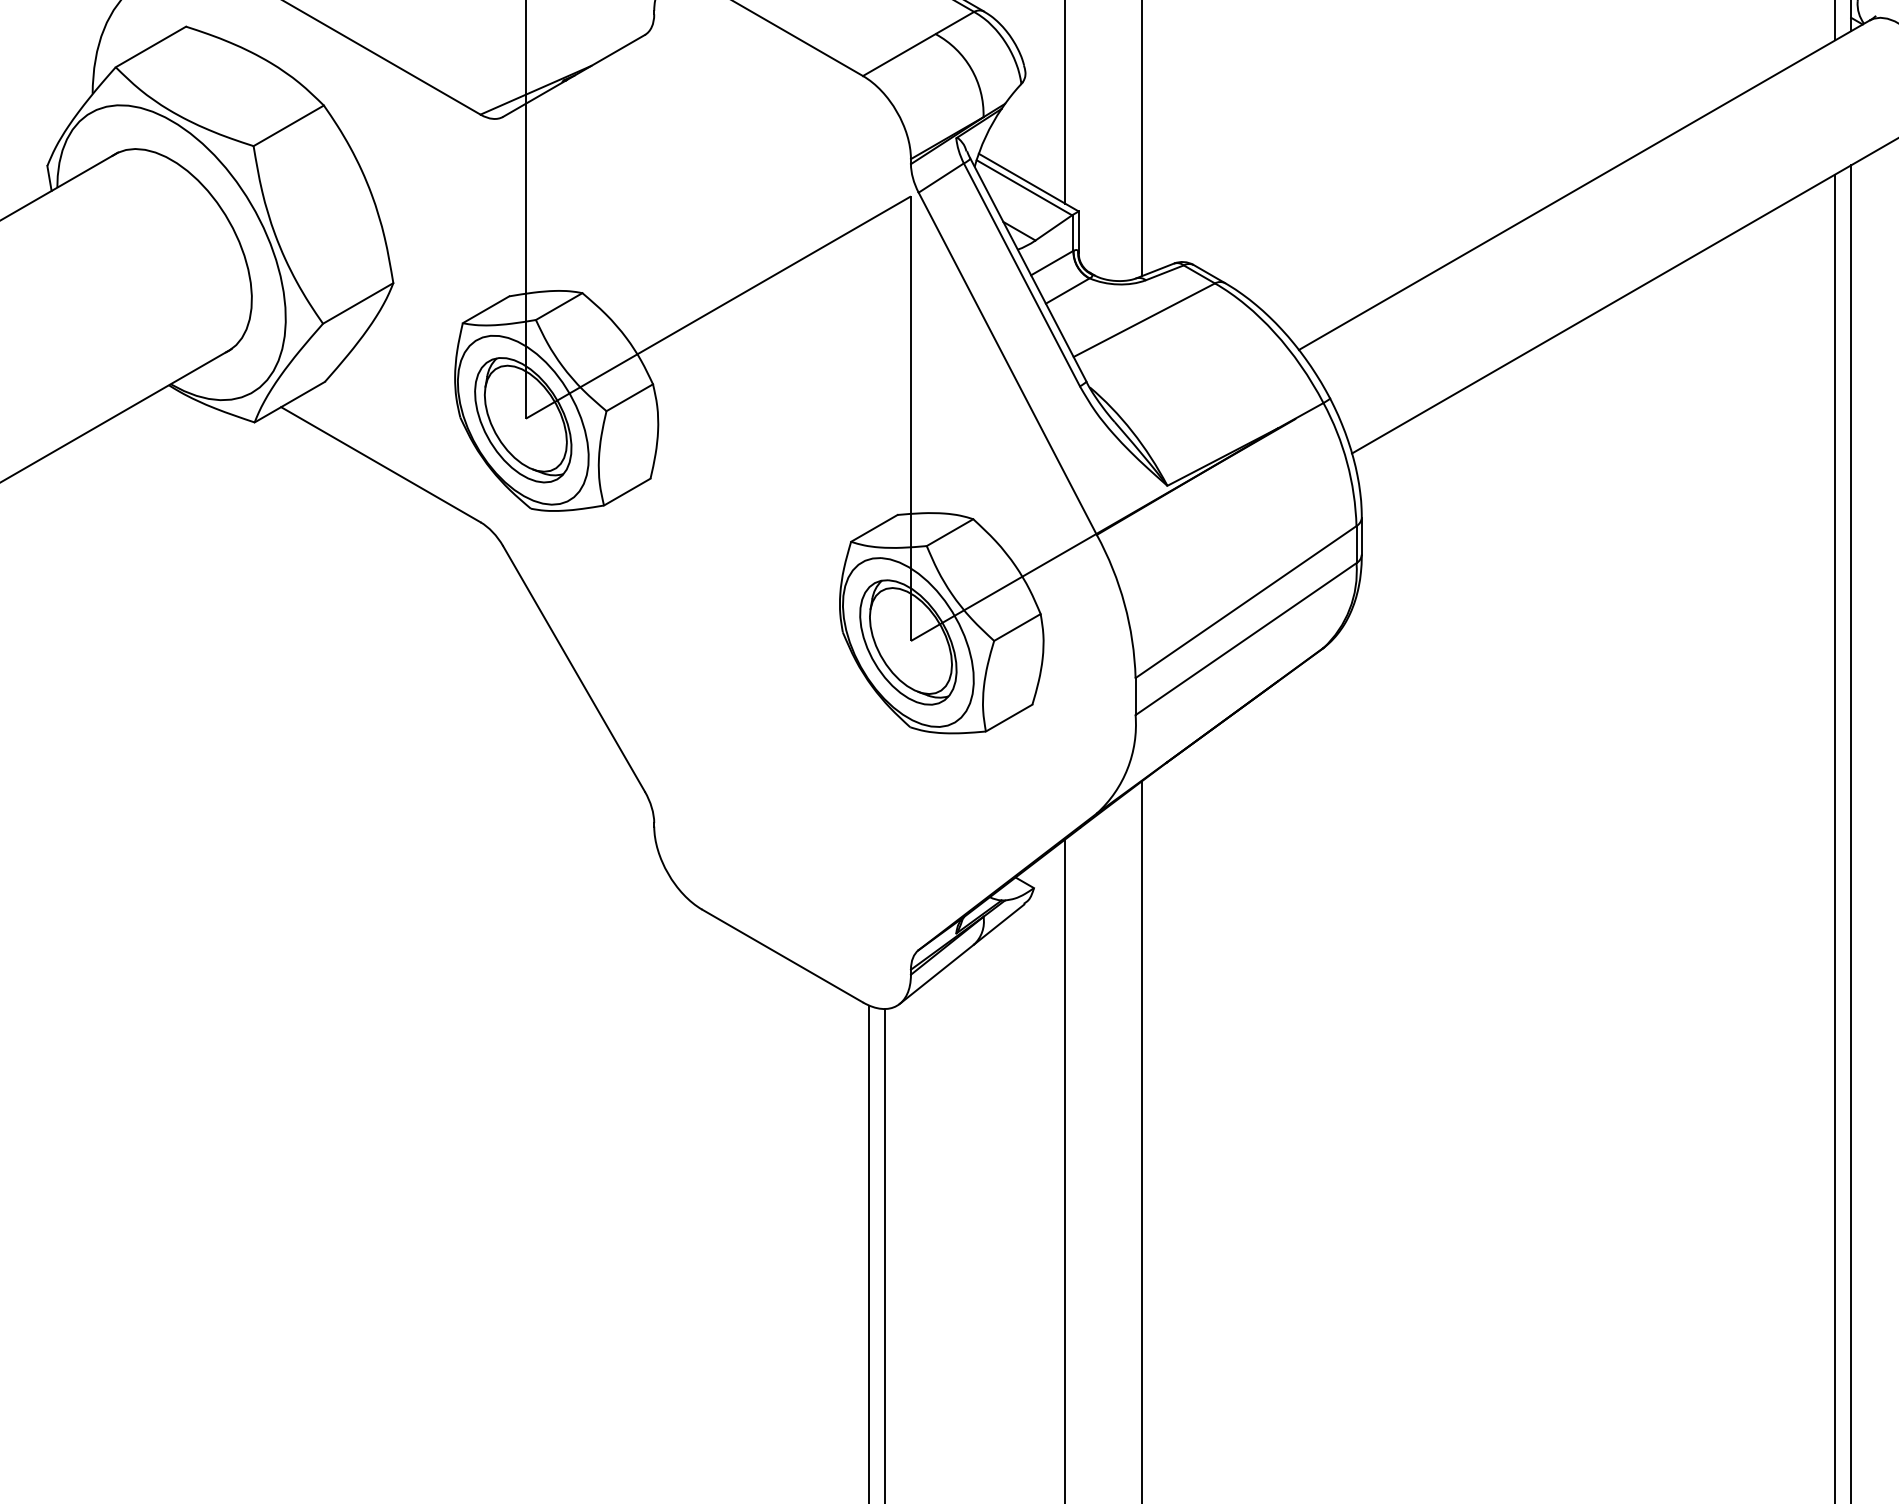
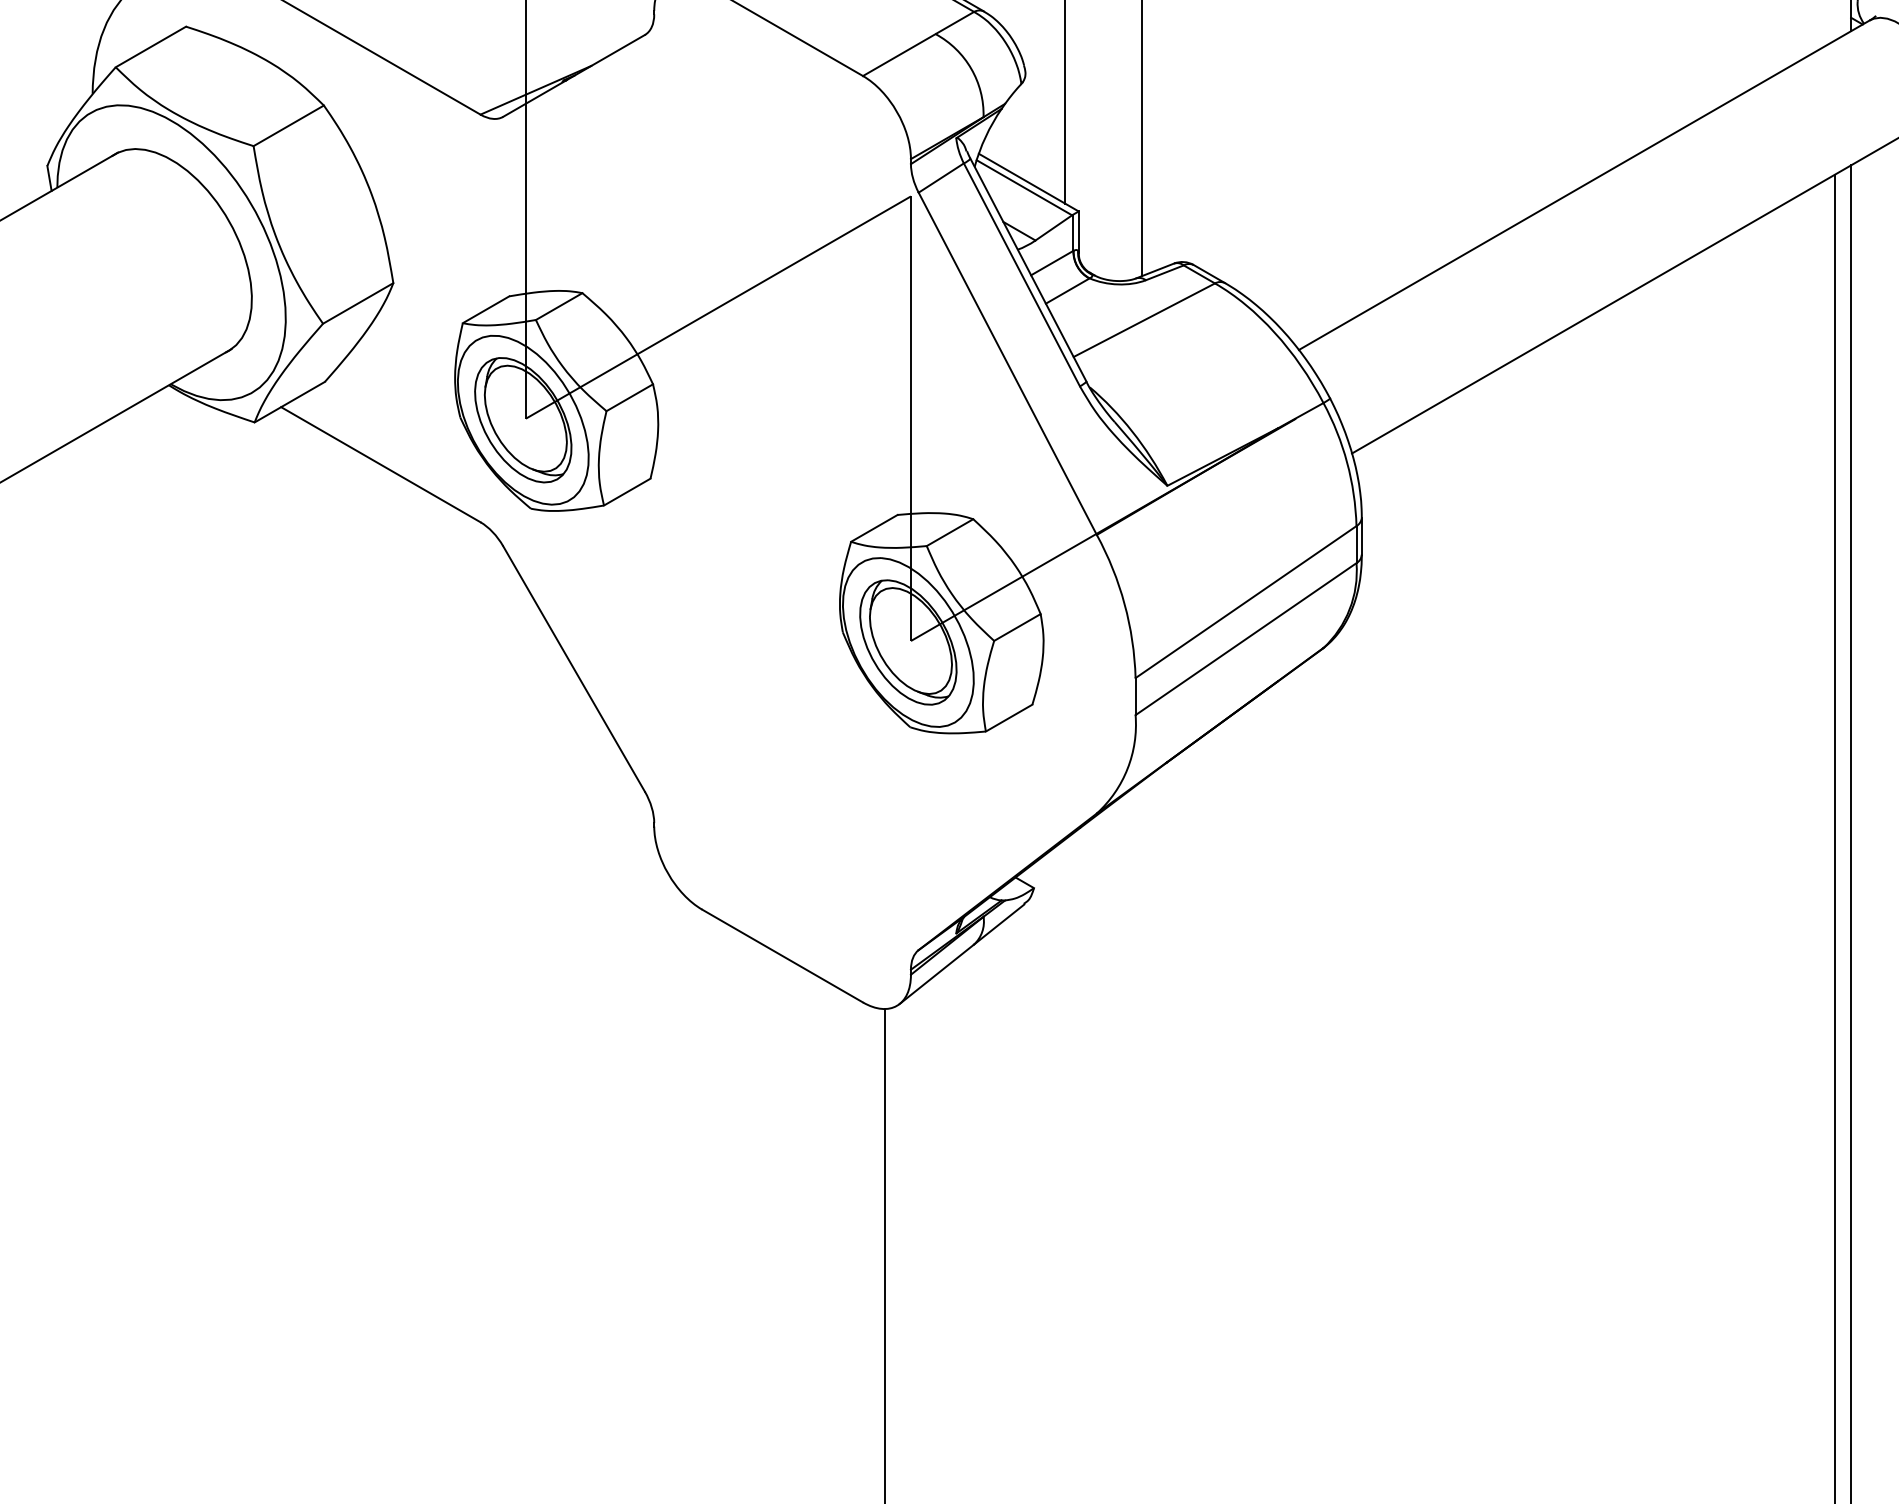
line: present -> none (1835, 21)
line: present -> none (1142, 1140)
line: present -> none (1065, 1169)
line: present -> none (869, 1252)
